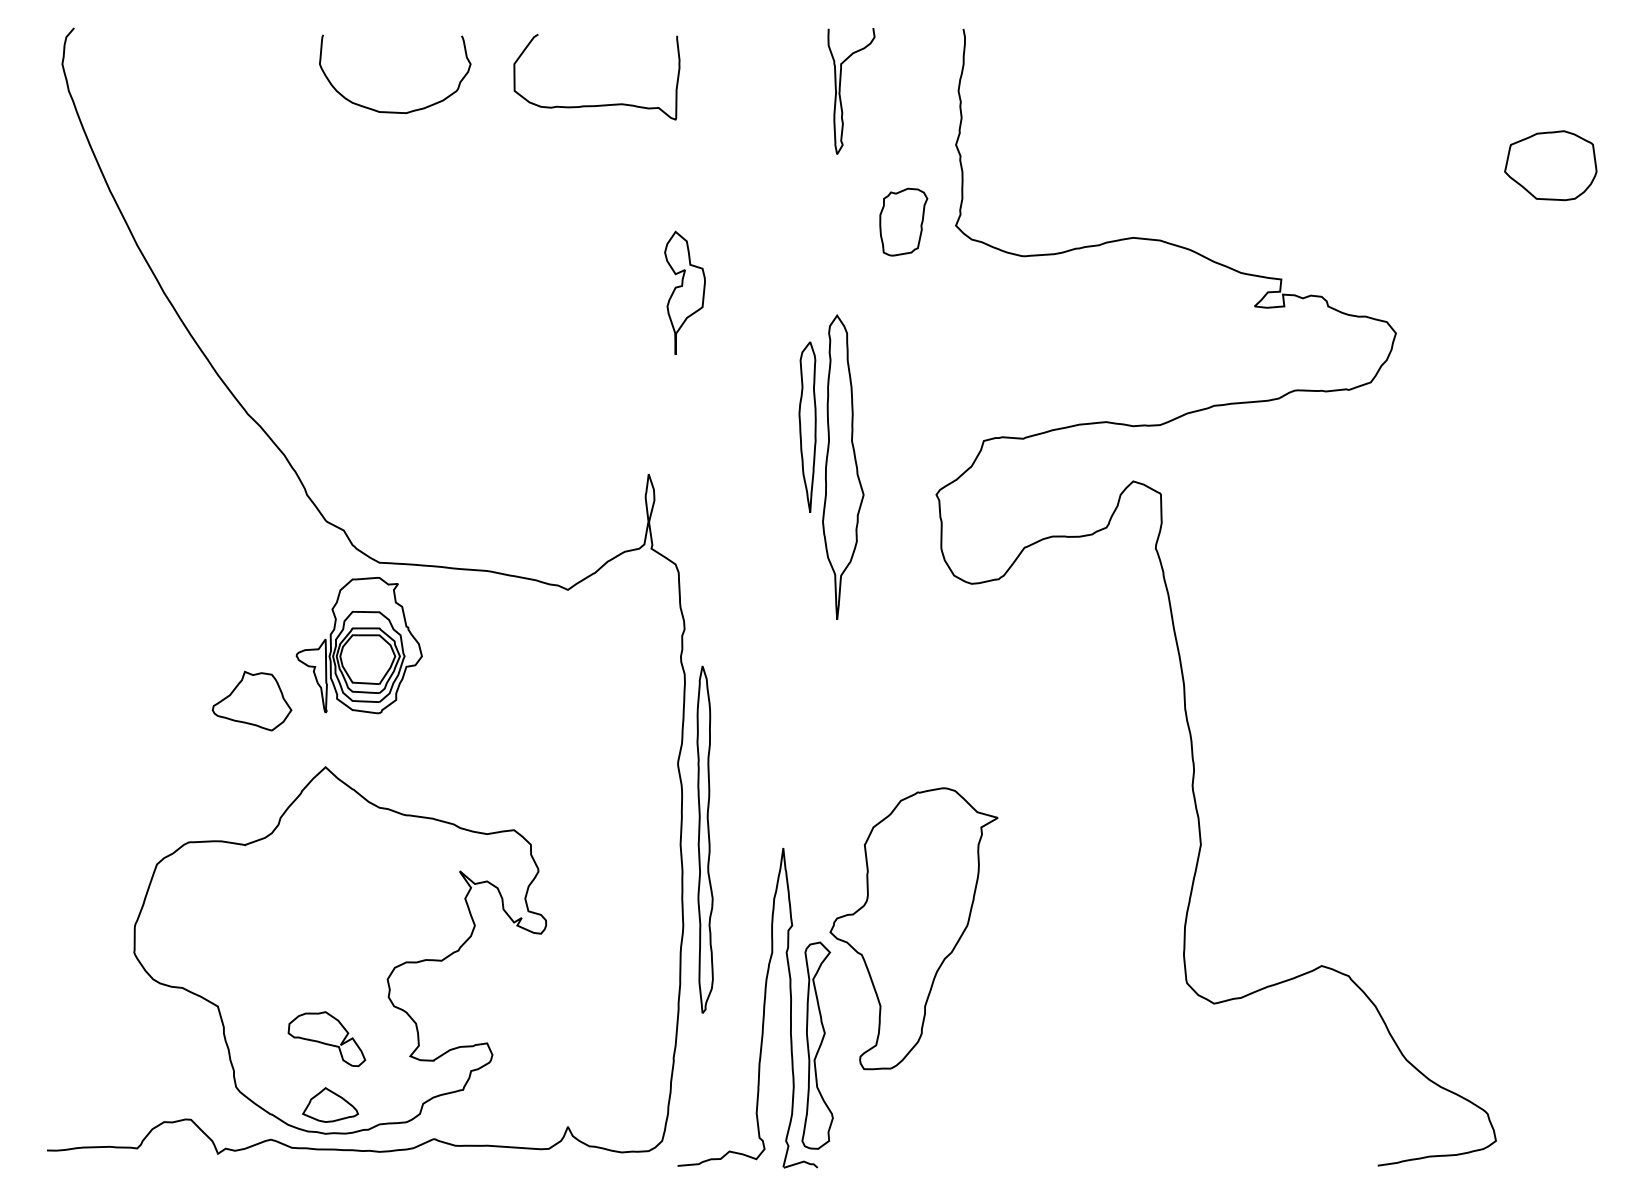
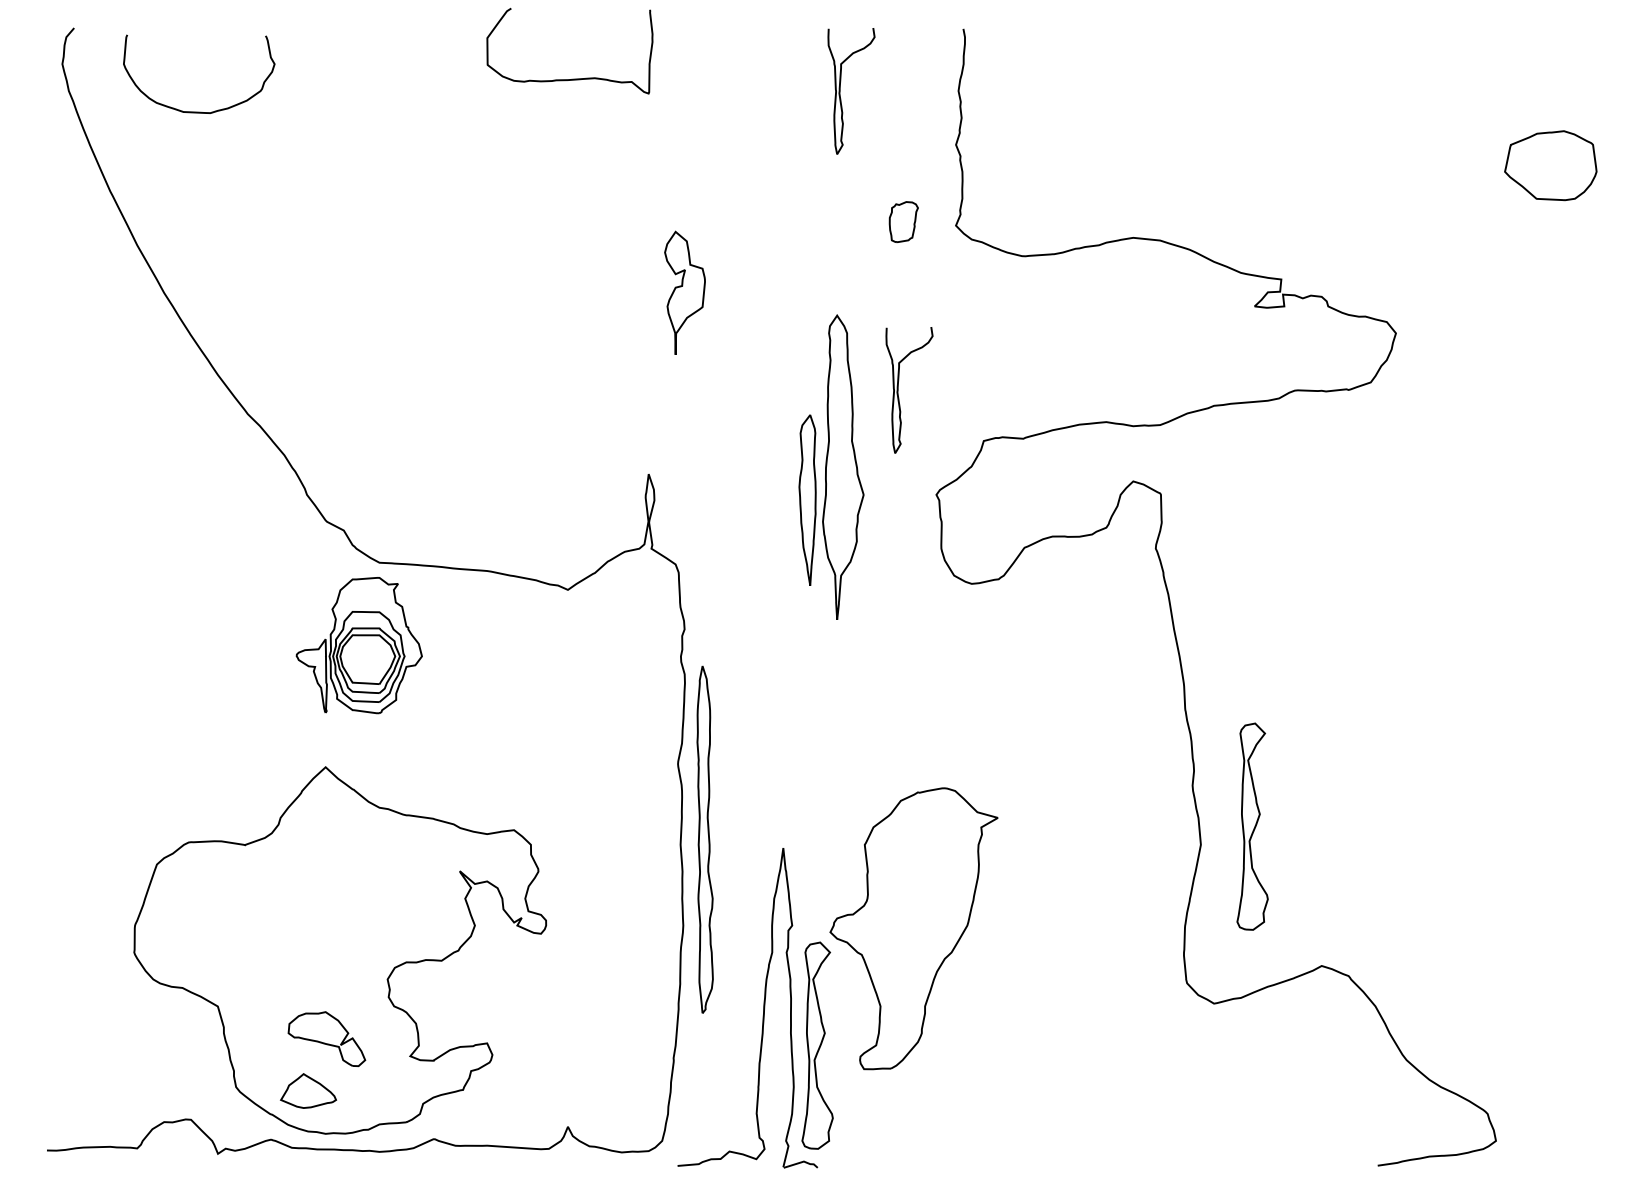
curve position: (599, 104) -> (572, 78) (572, 78)
curve position: (395, 111) -> (199, 111) (199, 111)
part size: 50x70 px -> 31x42 px (903, 221)
curve: none -> present (898, 390)
part position: (807, 426) -> (807, 499) (807, 499)
part: present -> none (251, 700)
part: none -> present (1252, 826)
part position: (330, 1104) -> (308, 1090) (308, 1090)
